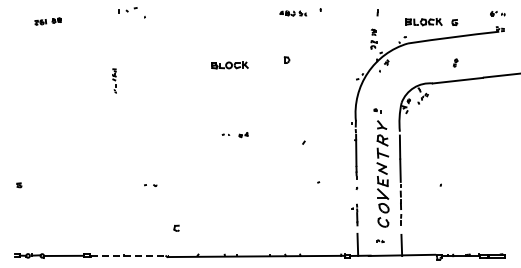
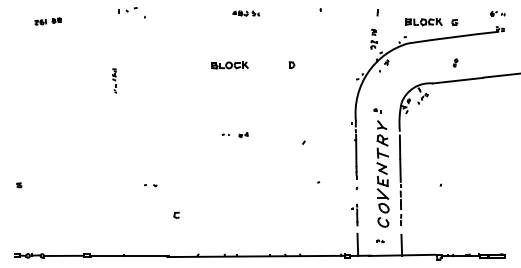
part position: (293, 13) -> (246, 13) (246, 13)
part position: (286, 59) -> (291, 64) (291, 64)
part position: (176, 227) -> (176, 214) (176, 214)
line: dashed -> solid (129, 255)
